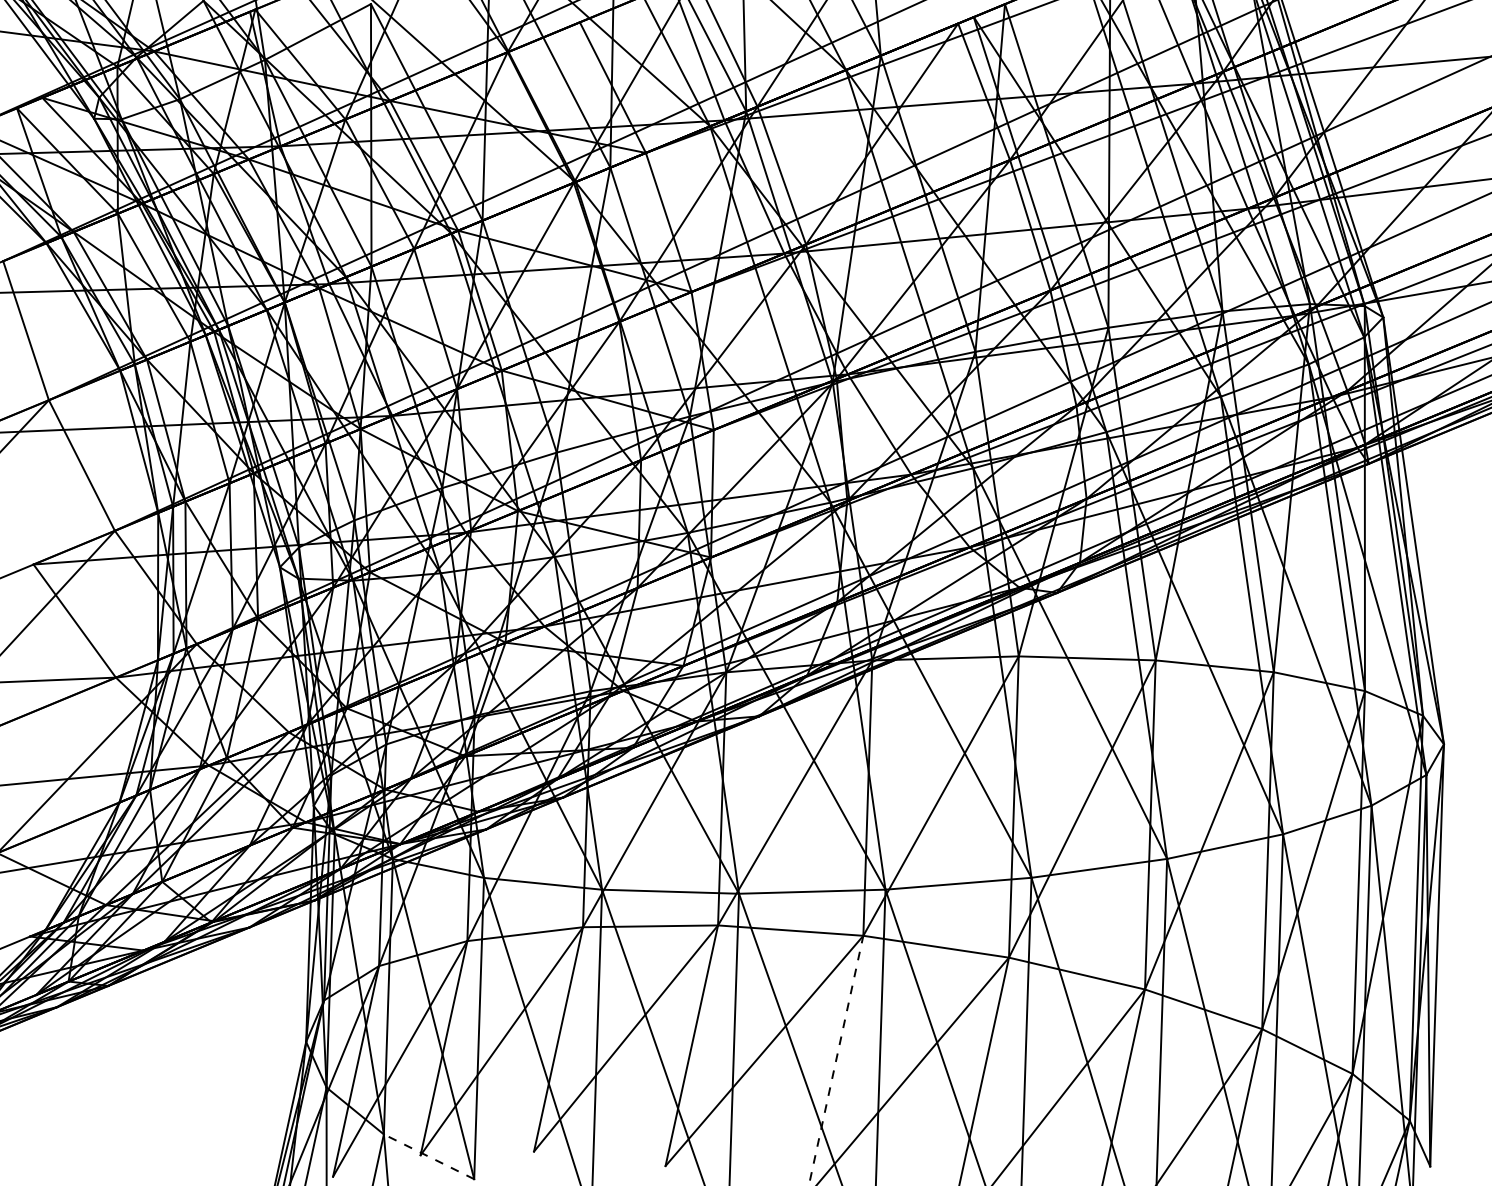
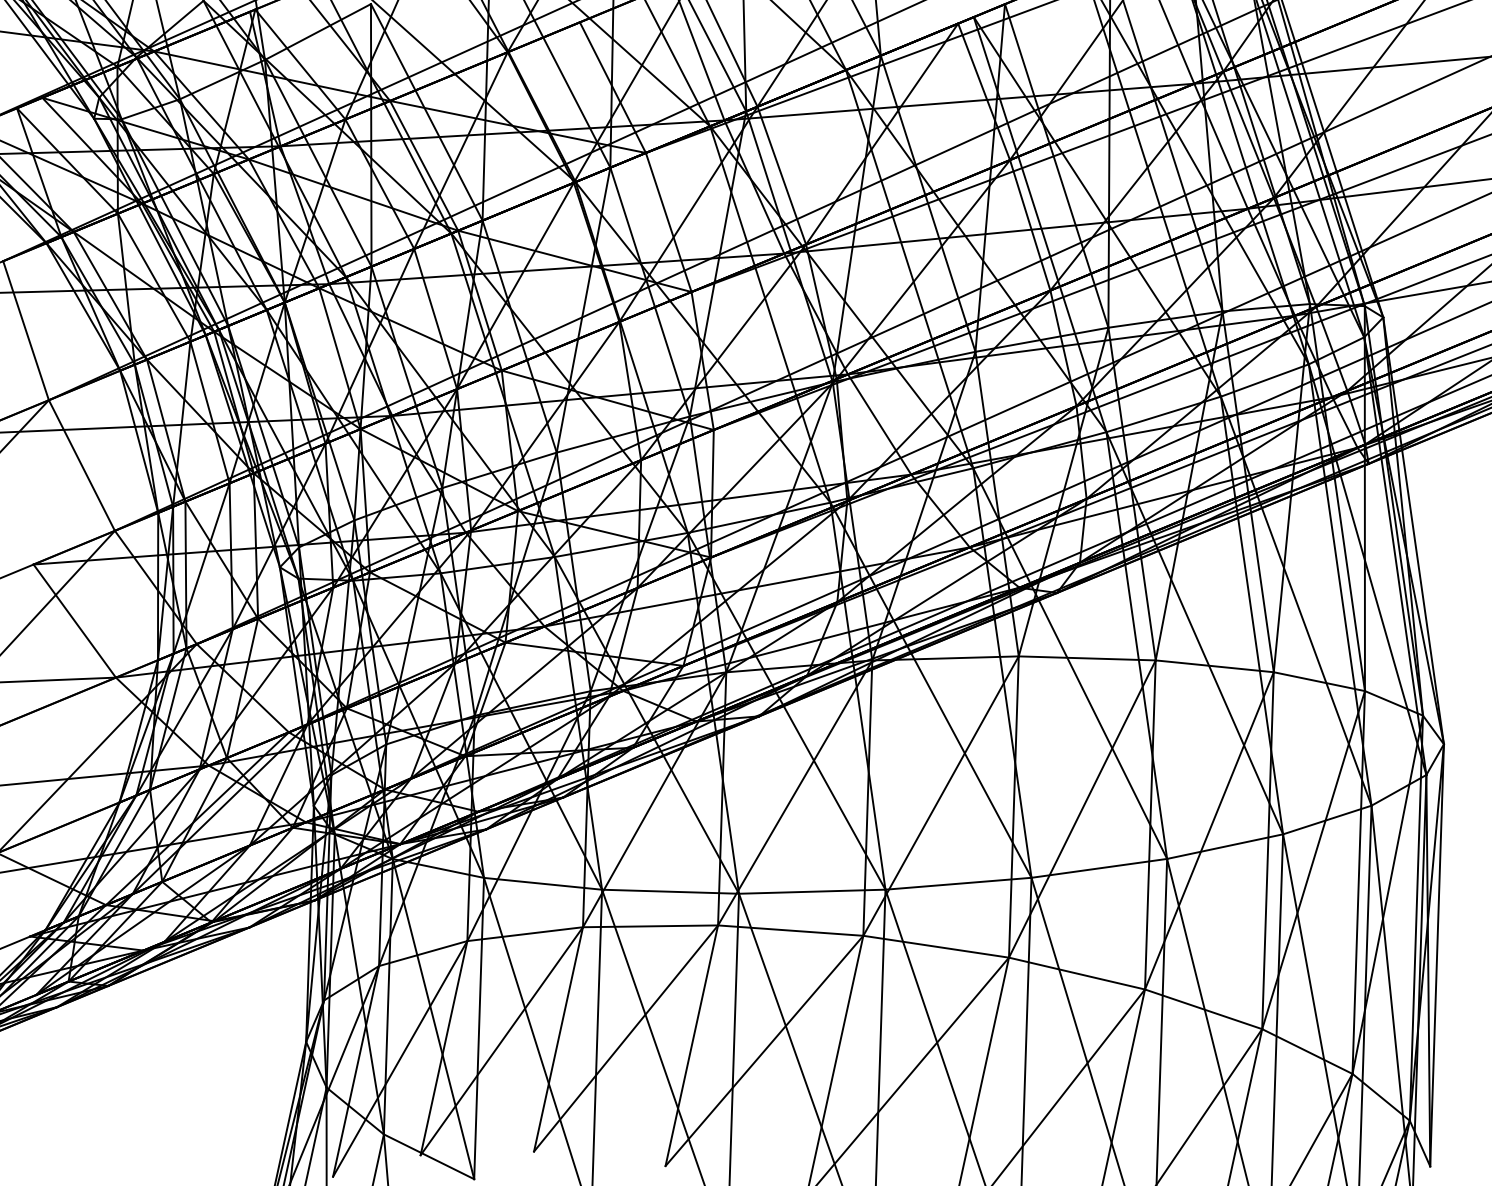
line: dashed -> solid (836, 1060)
line: dashed -> solid (428, 1156)
